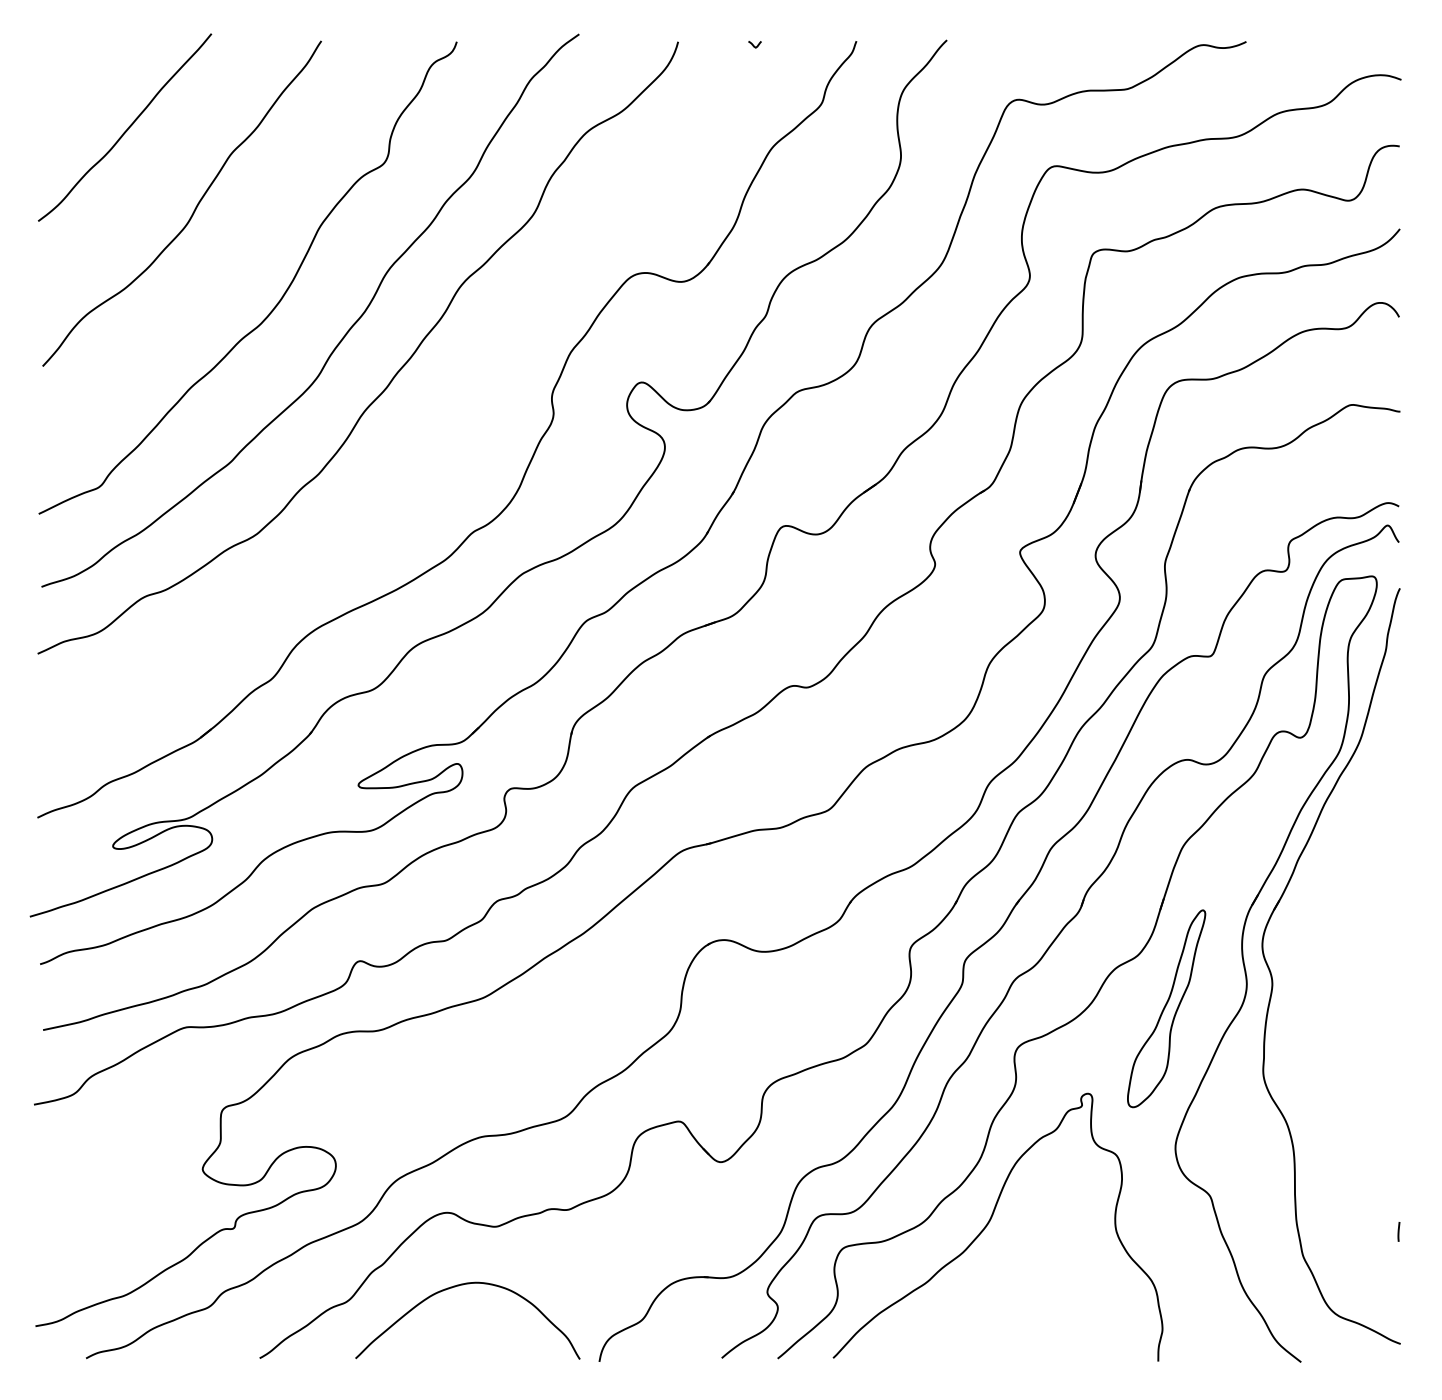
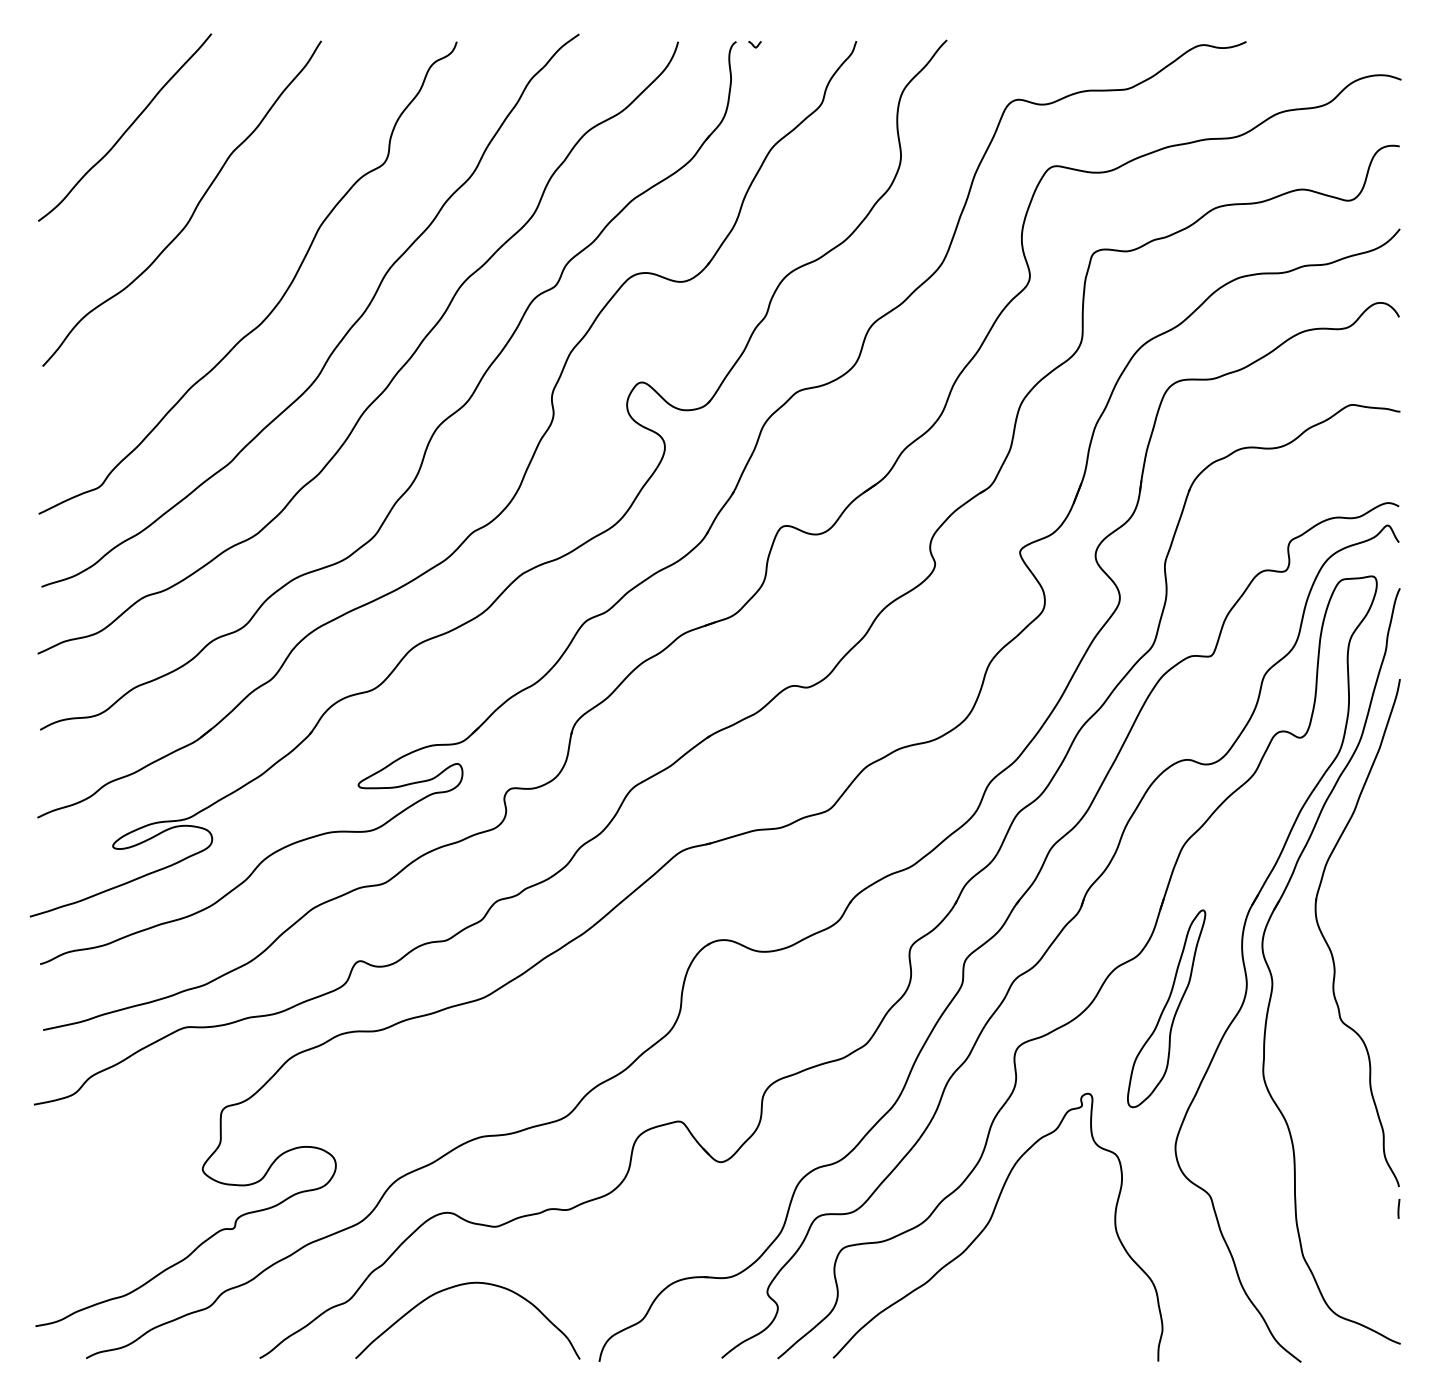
part: none -> present (435, 428)
part: none -> present (1329, 946)
line position: (1398, 1231) -> (1398, 1208) (1398, 1208)
